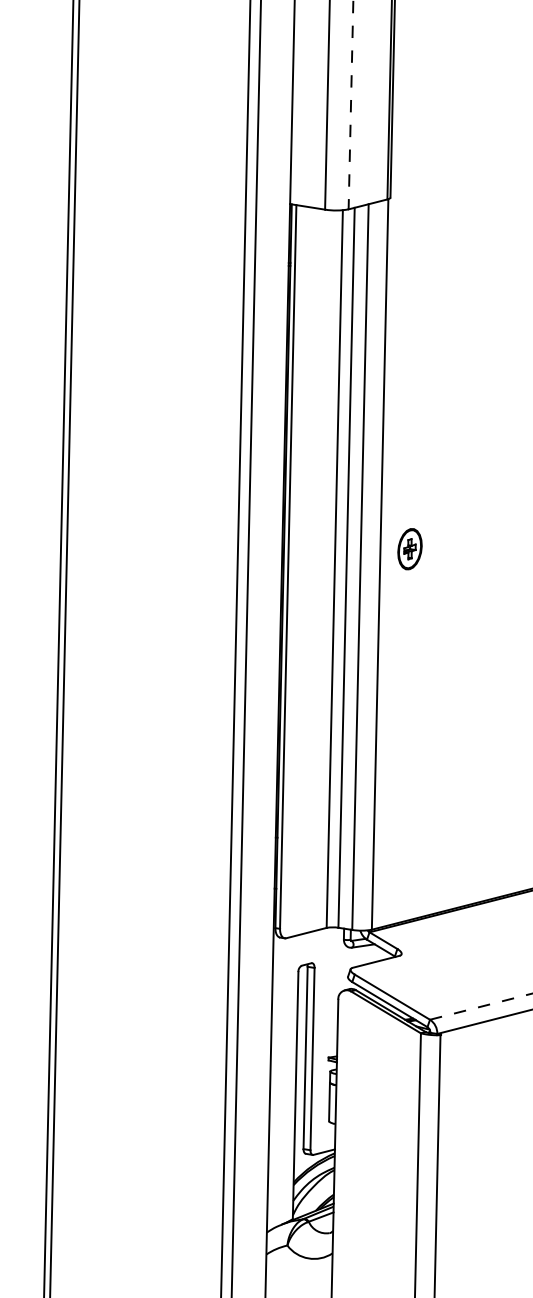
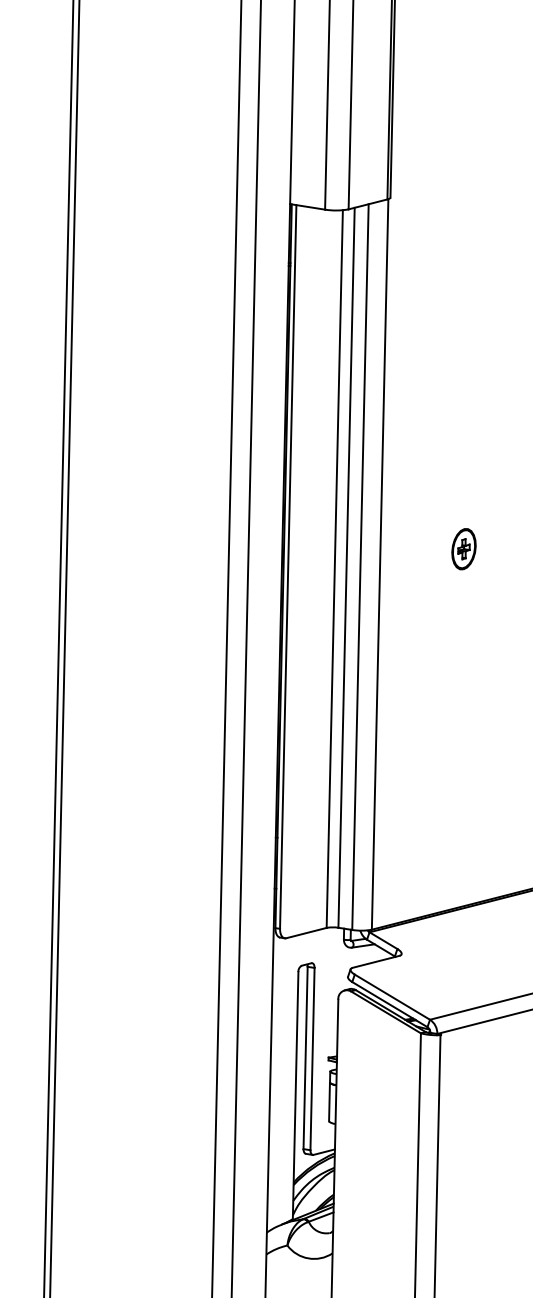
line: dashed -> solid (350, 105)
part position: (409, 549) -> (463, 549) (463, 549)
line position: (235, 648) -> (226, 648) (226, 648)
line: dashed -> solid (481, 1006)
